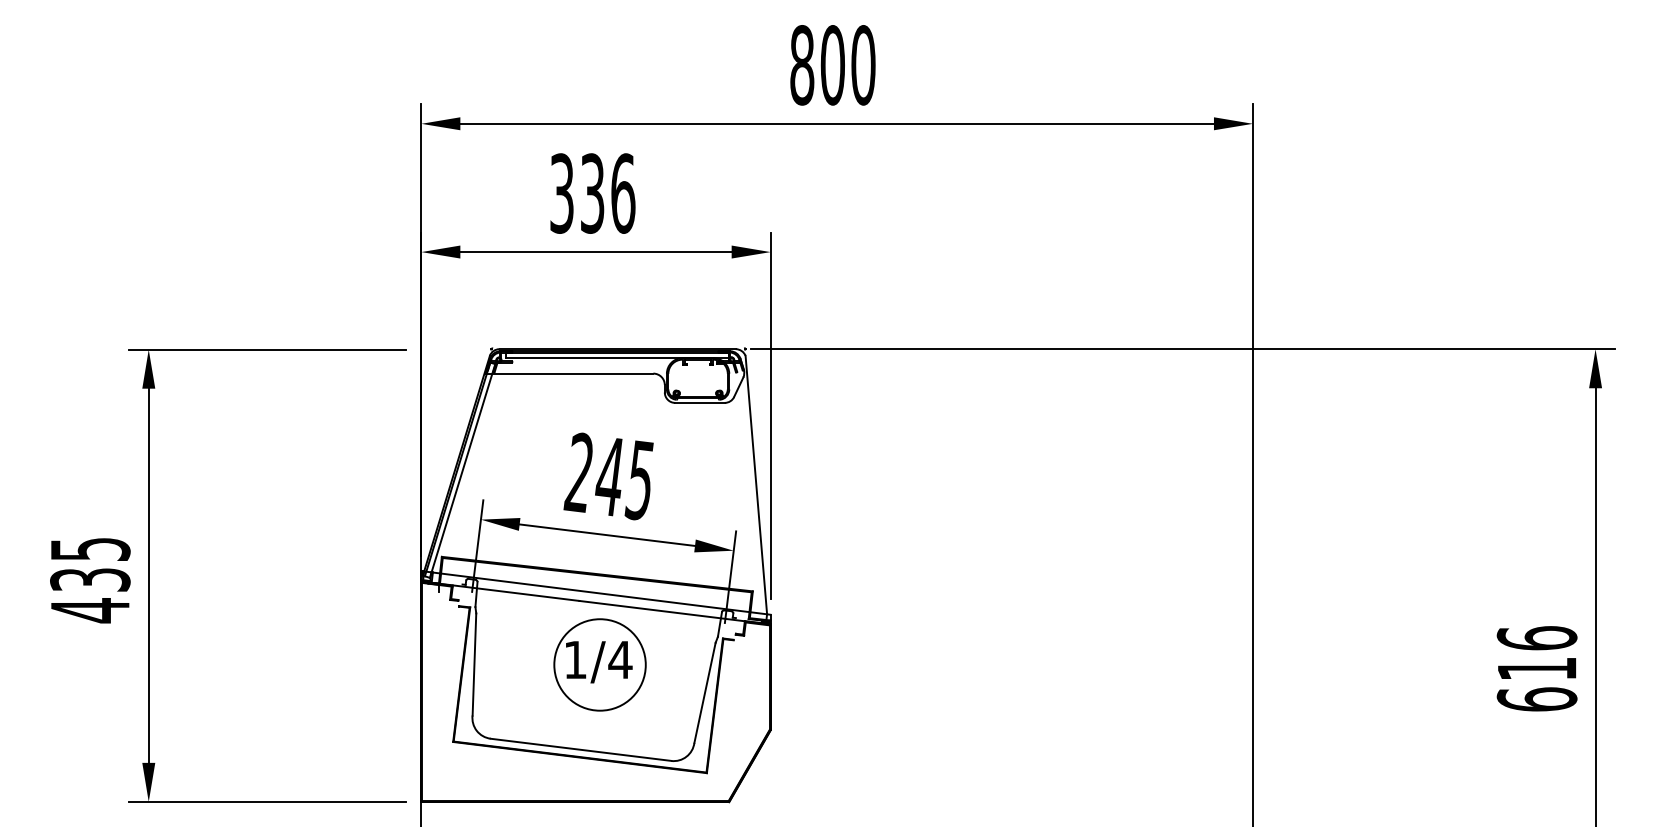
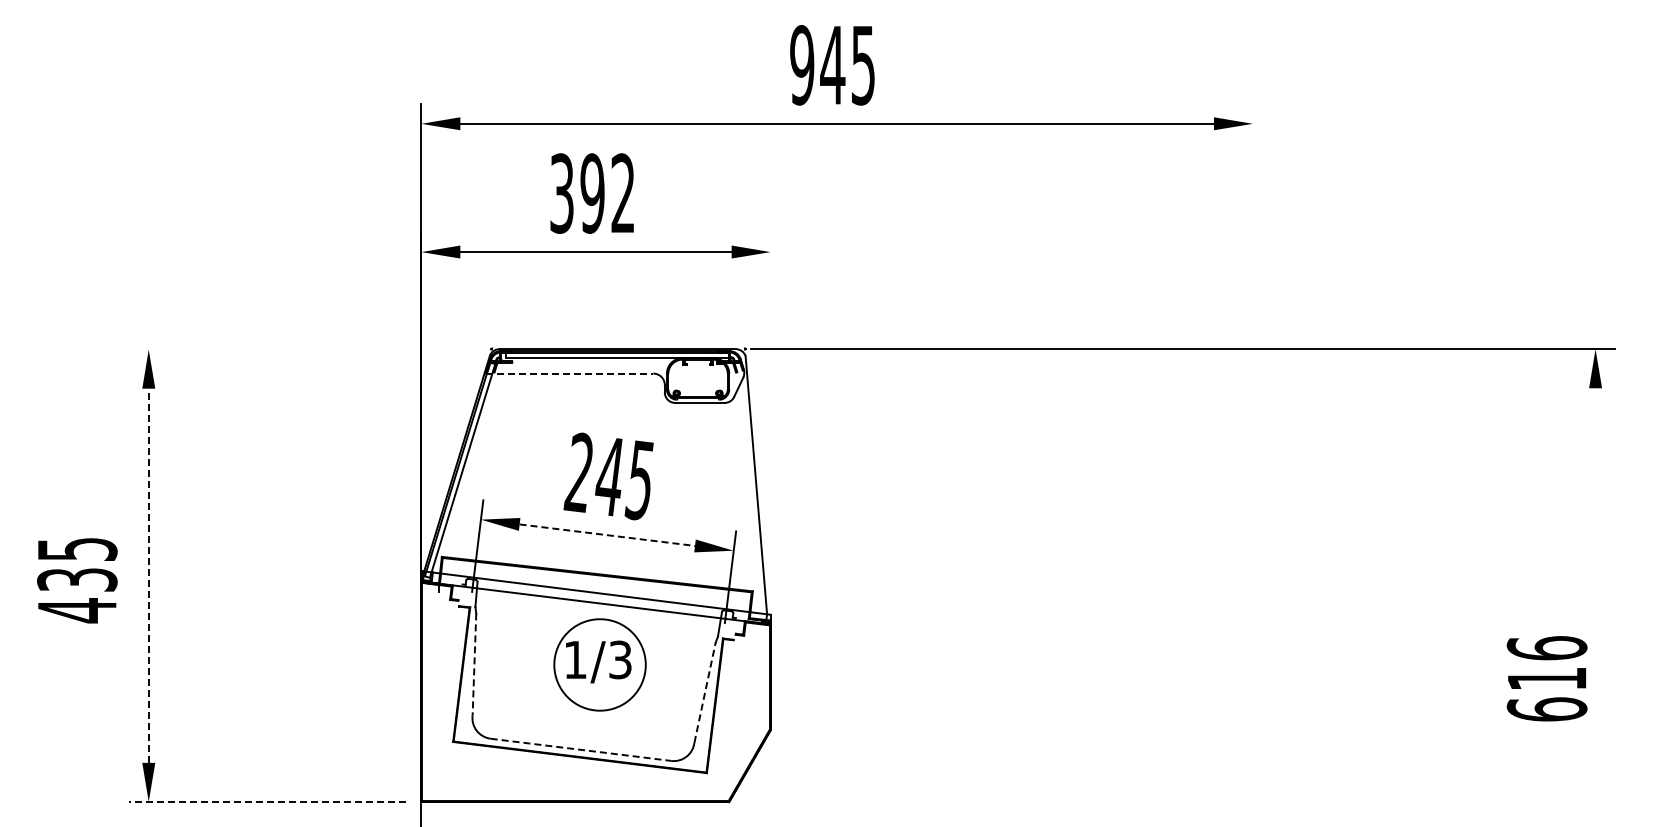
text: 800 -> 945 (832, 65)
text: 336 -> 392 (607, 193)
line: present -> none (267, 349)
line: solid -> dashed (569, 373)
line: present -> none (770, 415)
line: present -> none (1252, 463)
line: solid -> dashed (607, 535)
line: solid -> dashed (148, 575)
text position: (90, 580) -> (77, 580) (77, 580)
line: present -> none (1595, 605)
text: 1/4 -> 1/3 (620, 659)
line: solid -> dashed (474, 664)
text position: (1536, 668) -> (1546, 678) (1546, 678)
line: solid -> dashed (705, 692)
line: solid -> dashed (580, 749)
line: solid -> dashed (267, 801)
